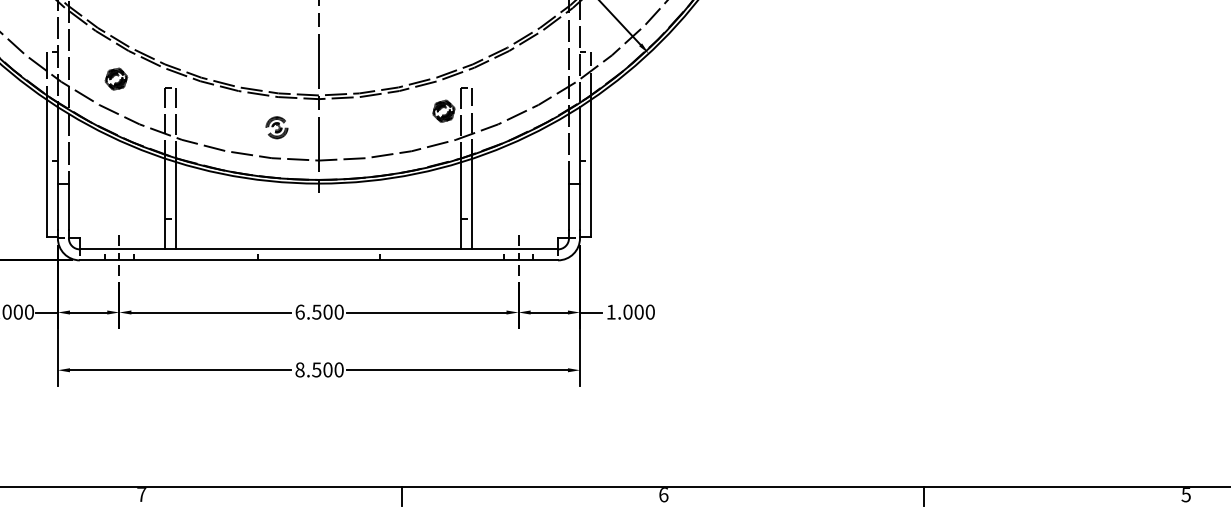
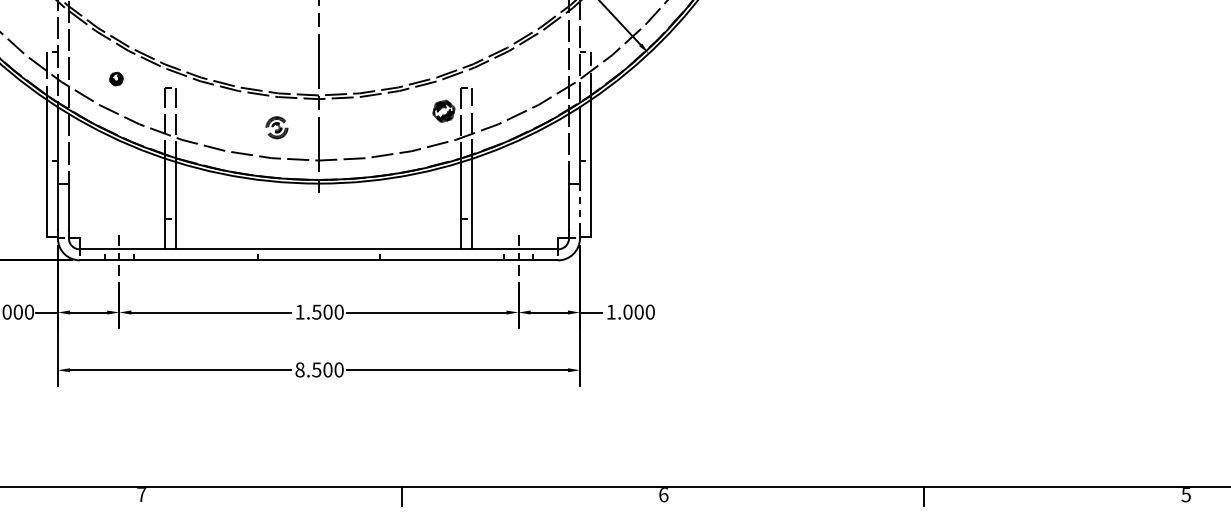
part size: 25x24 px -> 15x16 px (116, 78)
line: solid -> dashed (580, 207)
text: 6.500 -> 1.500 (299, 311)
